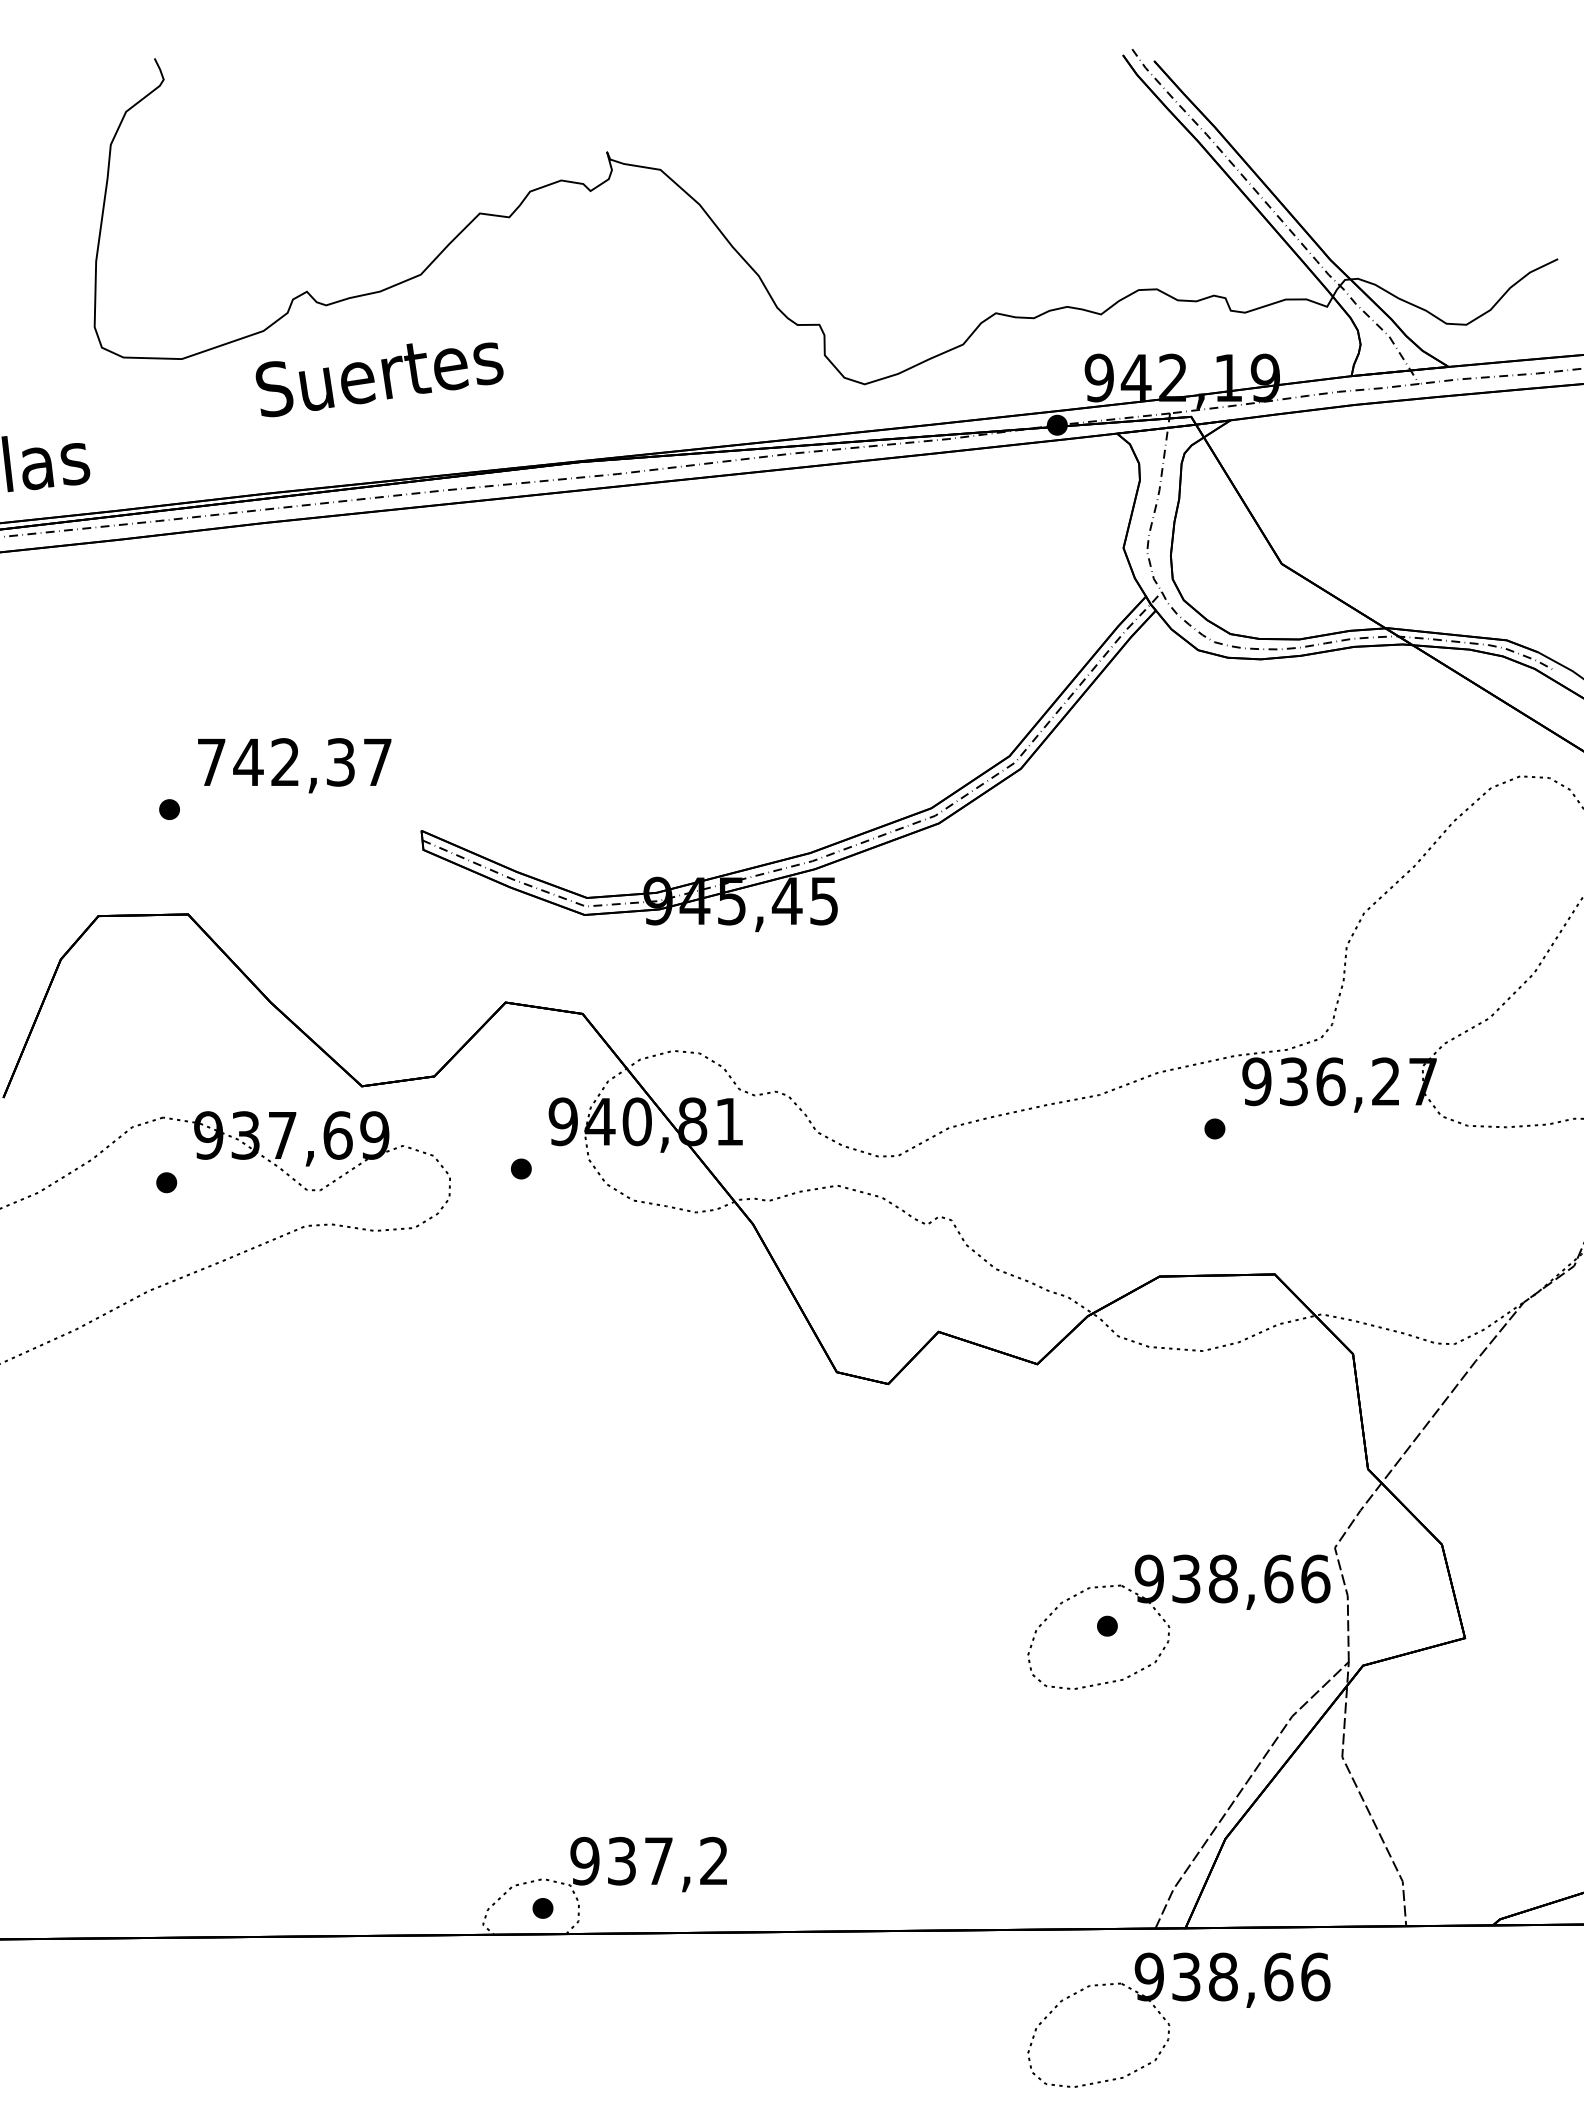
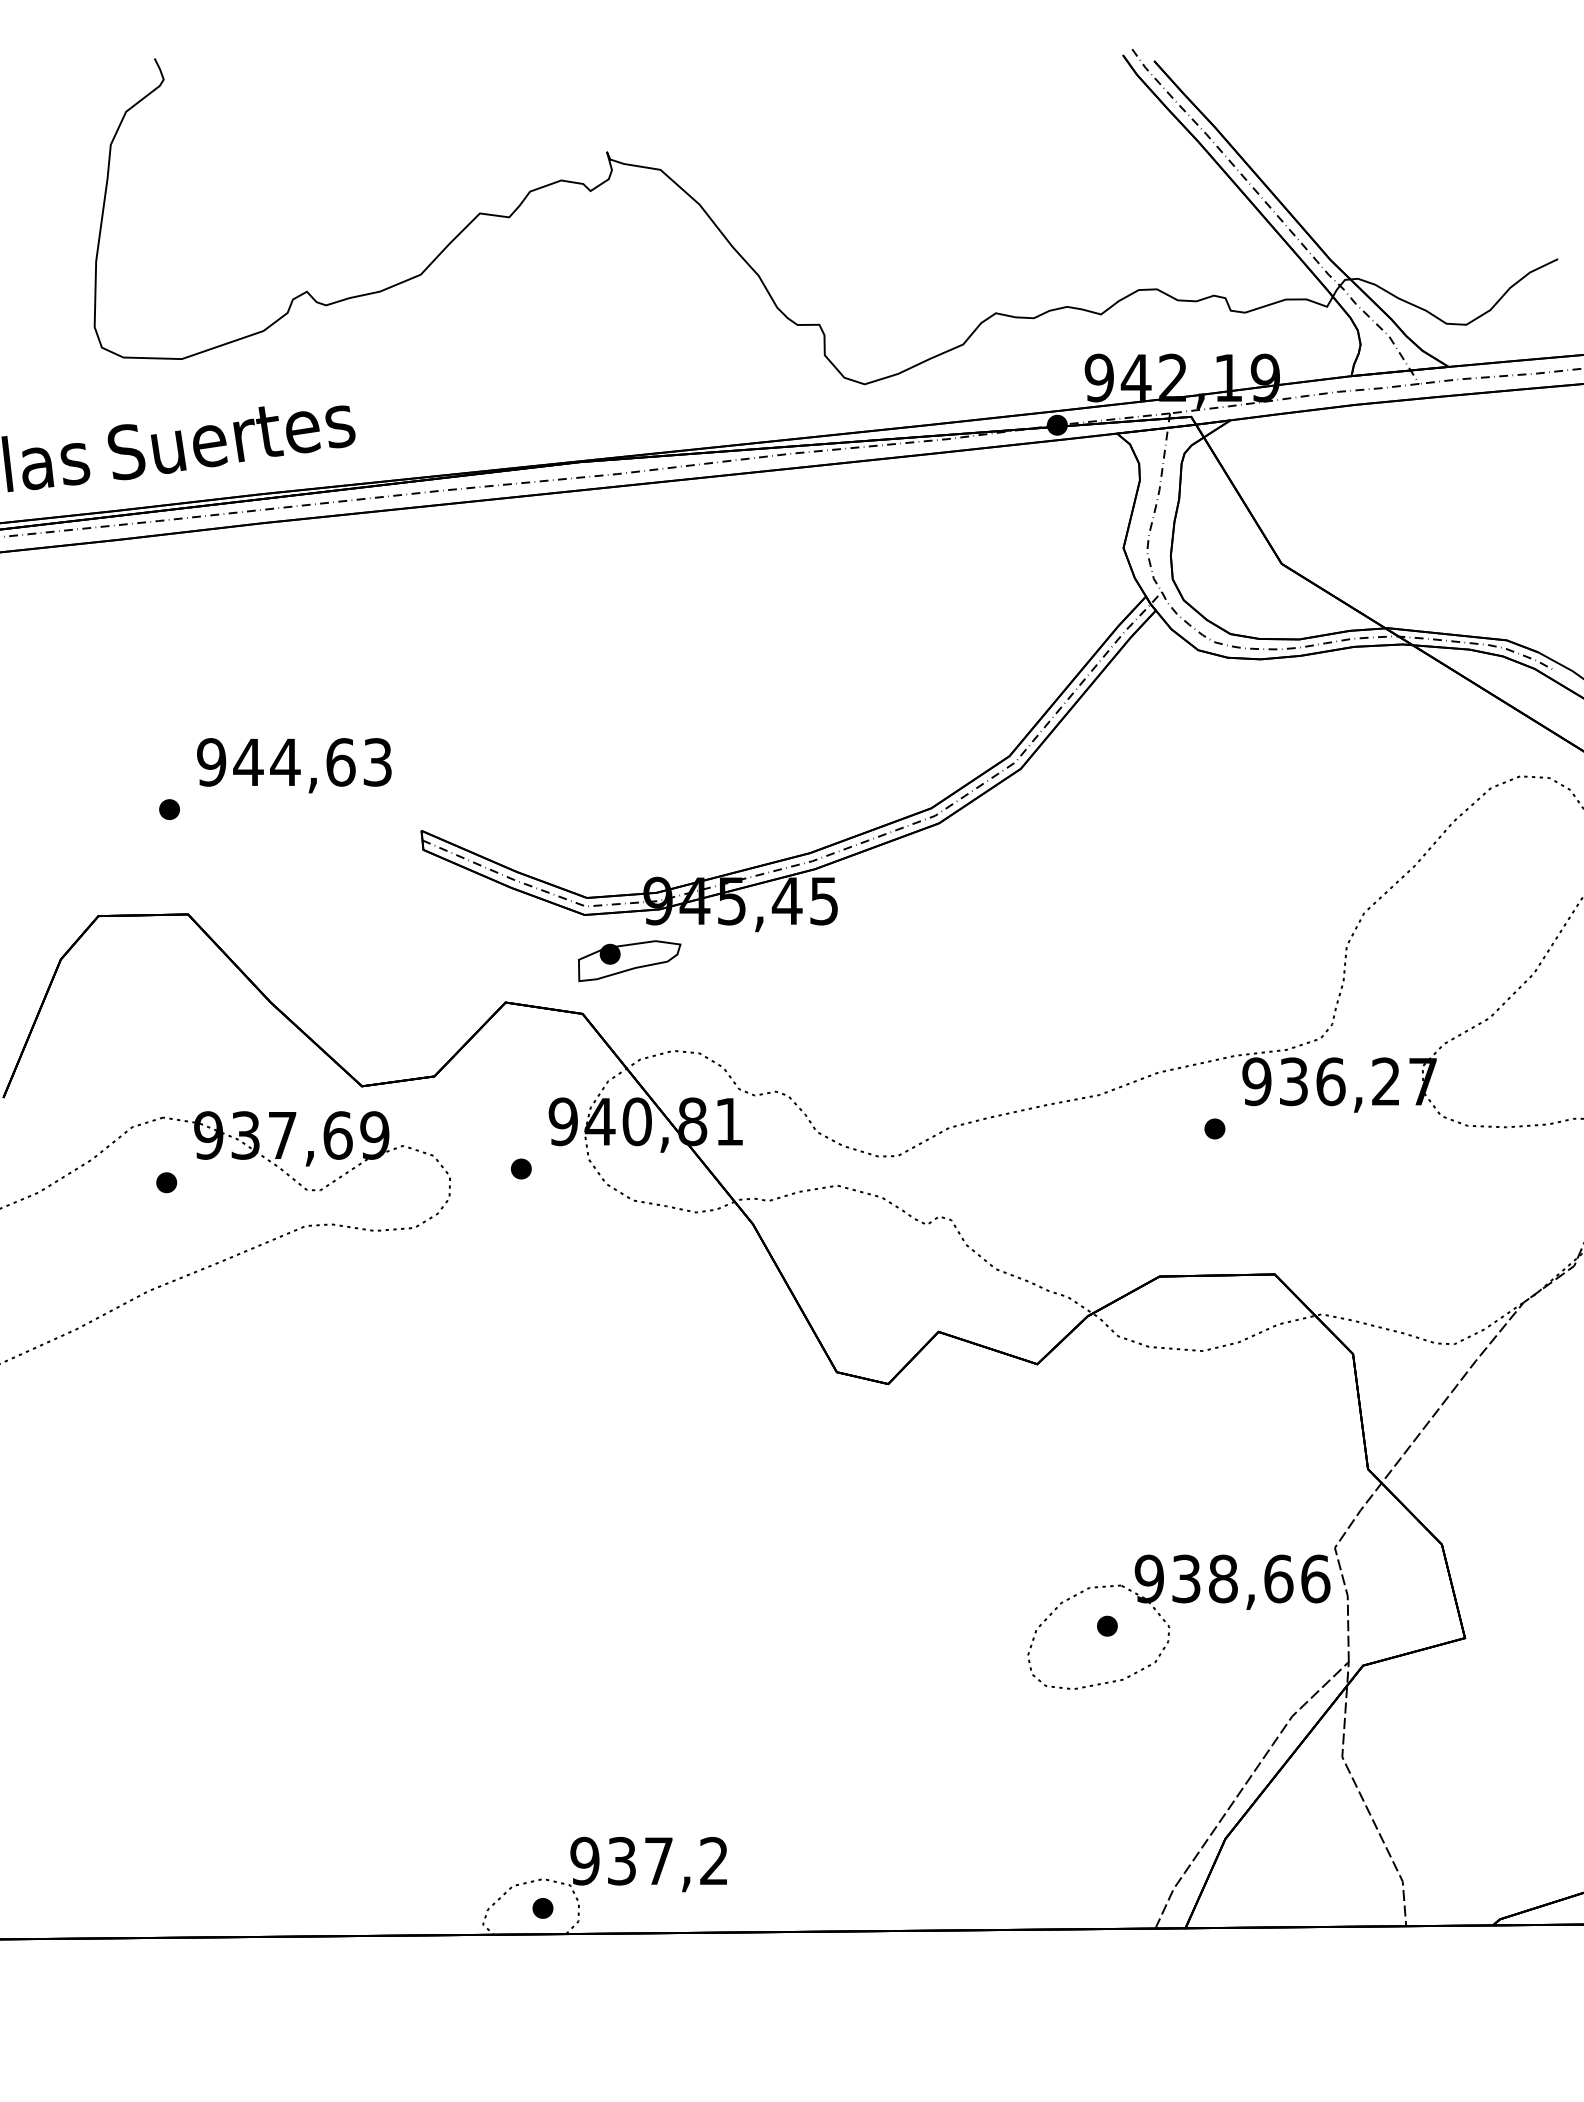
text position: (379, 379) -> (231, 442) (231, 442)
text: 742,37 -> 944,63 (294, 762)
part: none -> present (629, 961)
part: present -> none (1169, 2023)
